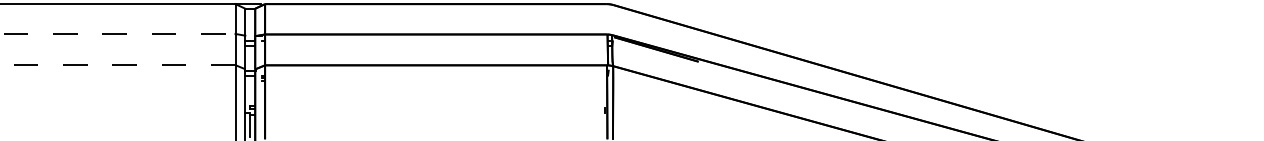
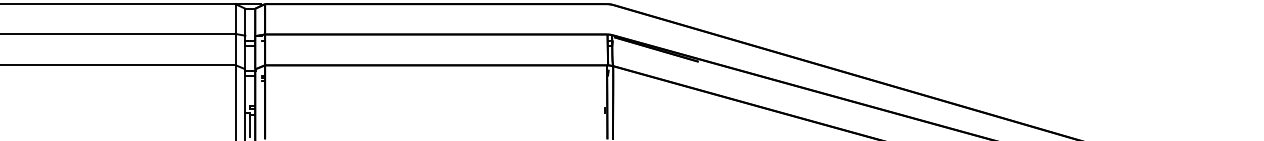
line: dashed -> solid (118, 33)
line: dashed -> solid (117, 65)
